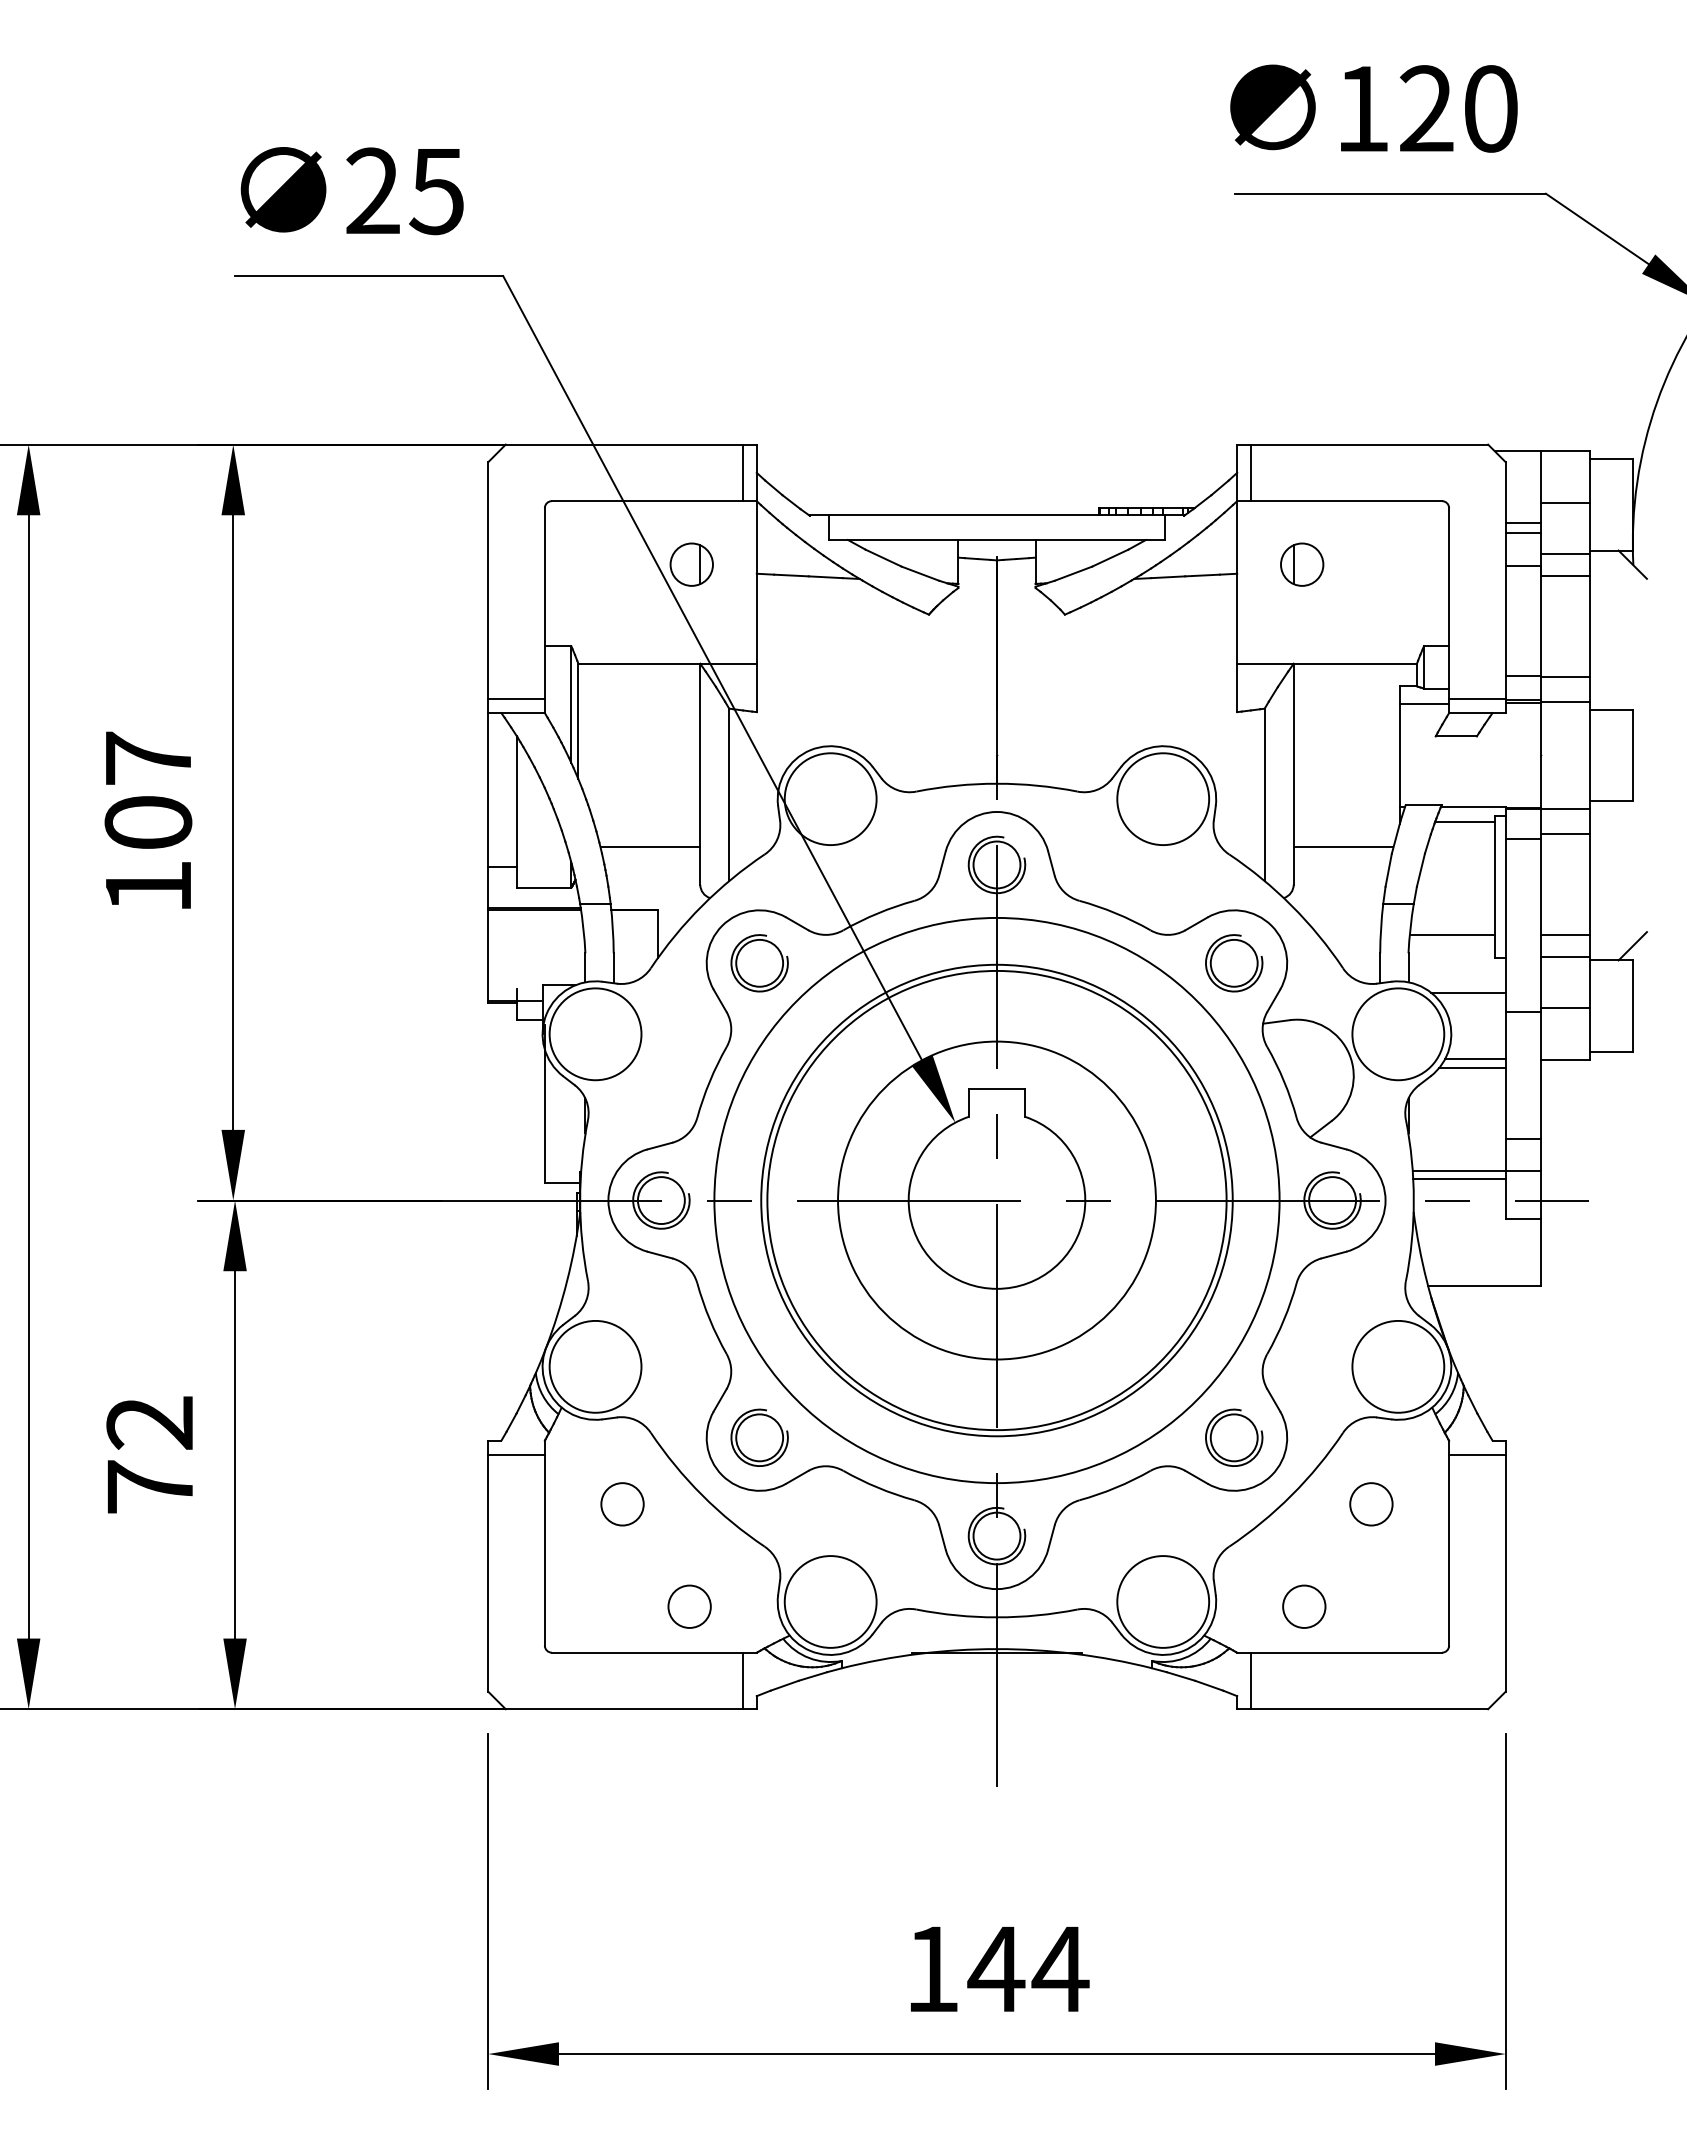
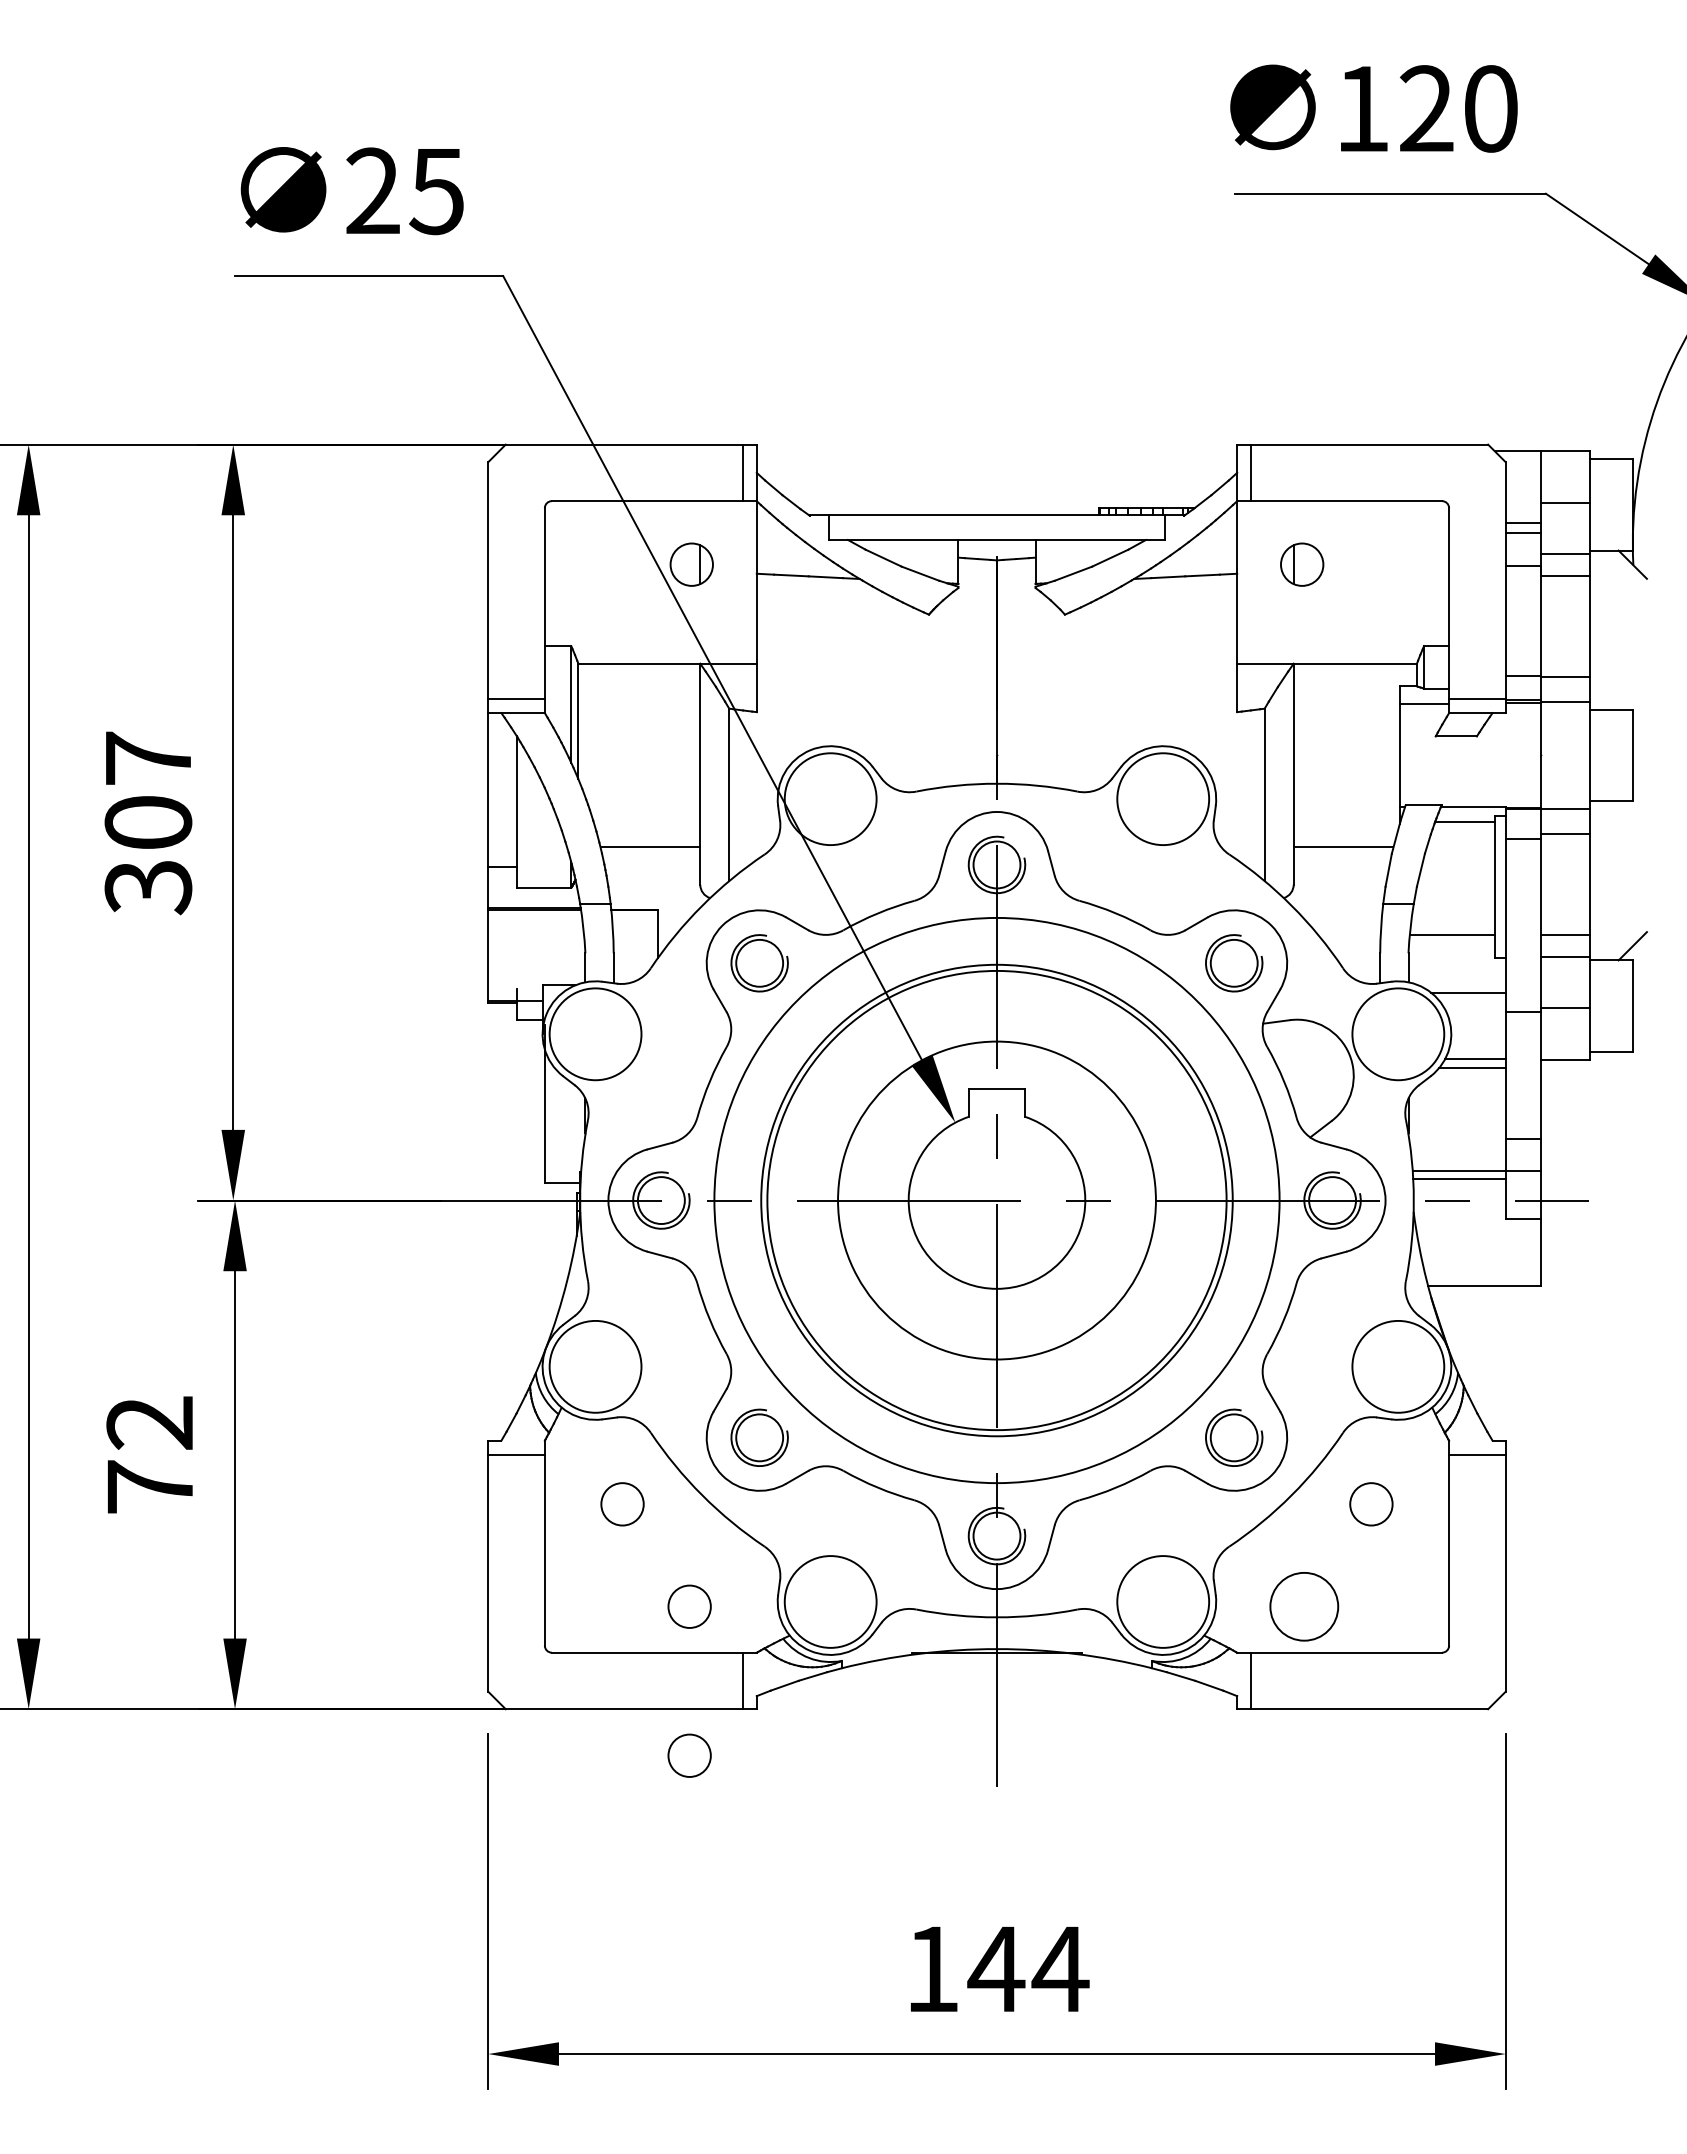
text: 107 -> 307 (148, 888)
circle diameter: 42 px -> 68 px (1304, 1606)
circle: none -> present (689, 1755)
